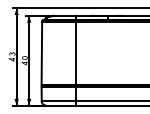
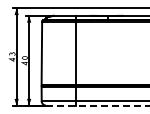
line: solid -> dashed (98, 105)
